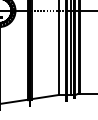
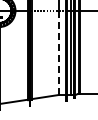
line: solid -> dashed (59, 52)
